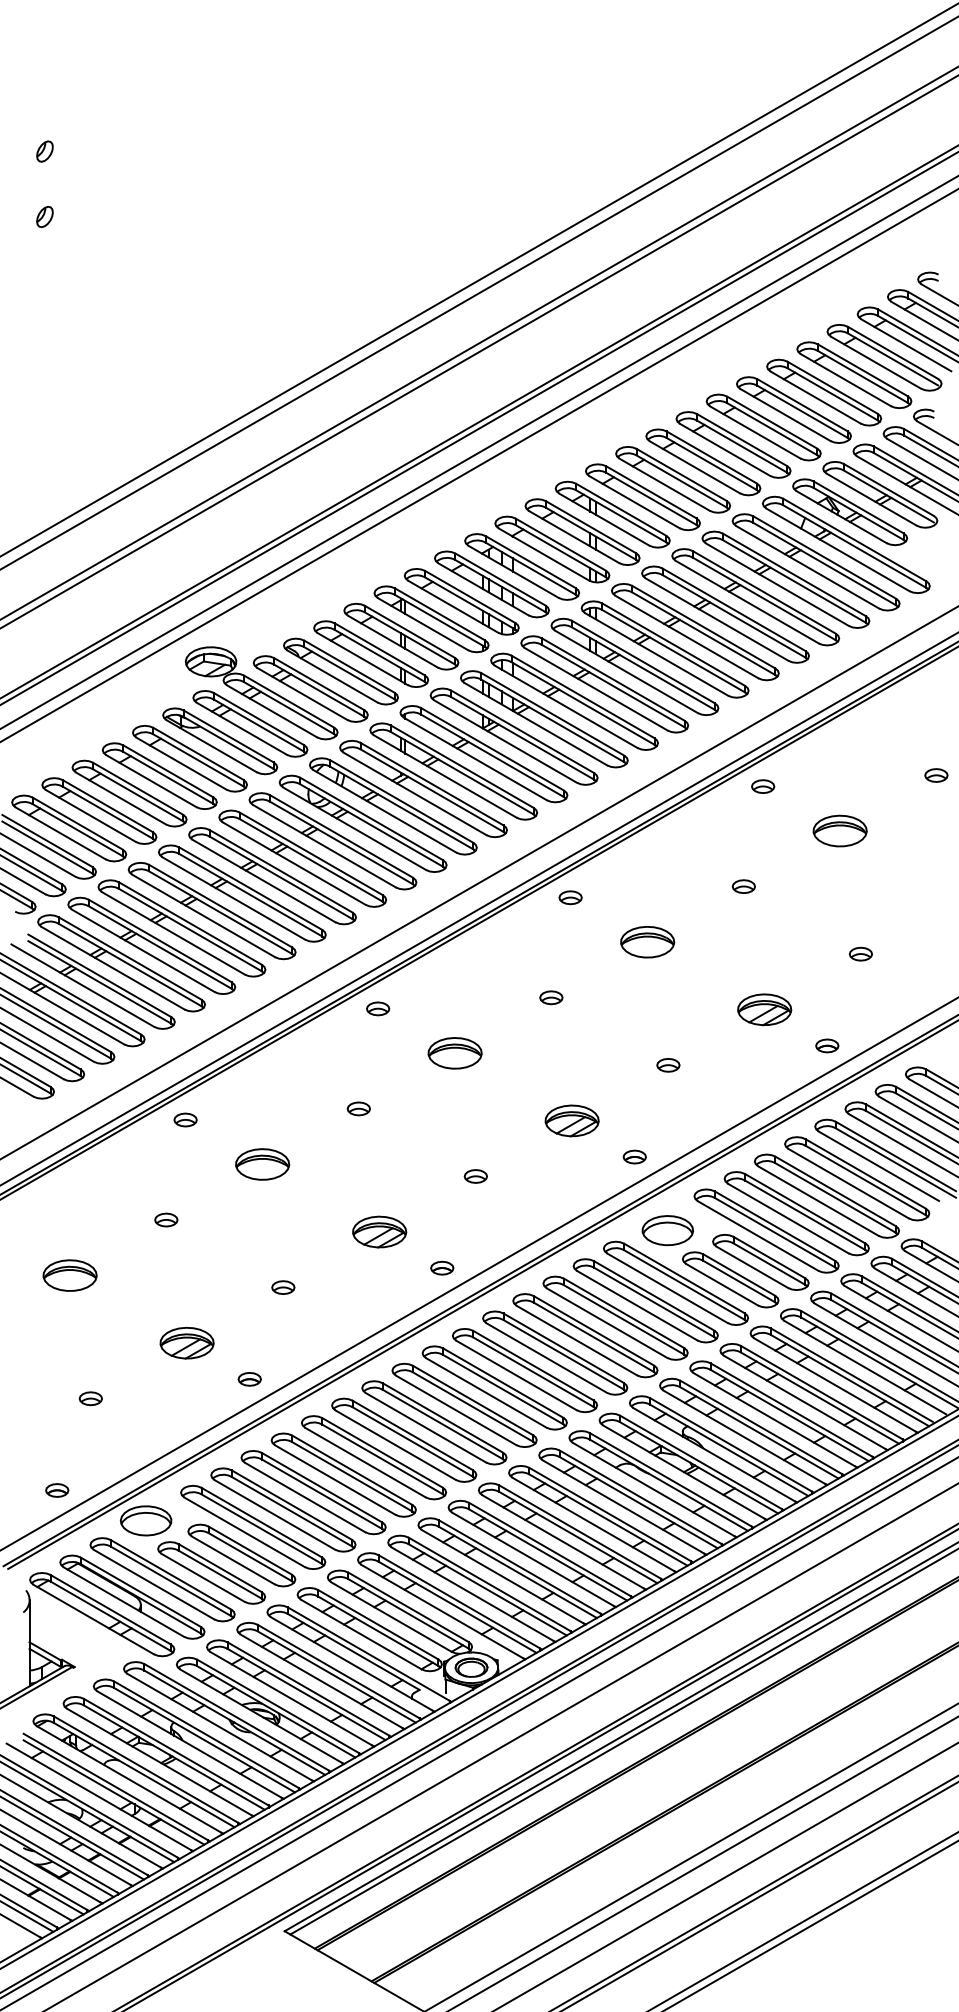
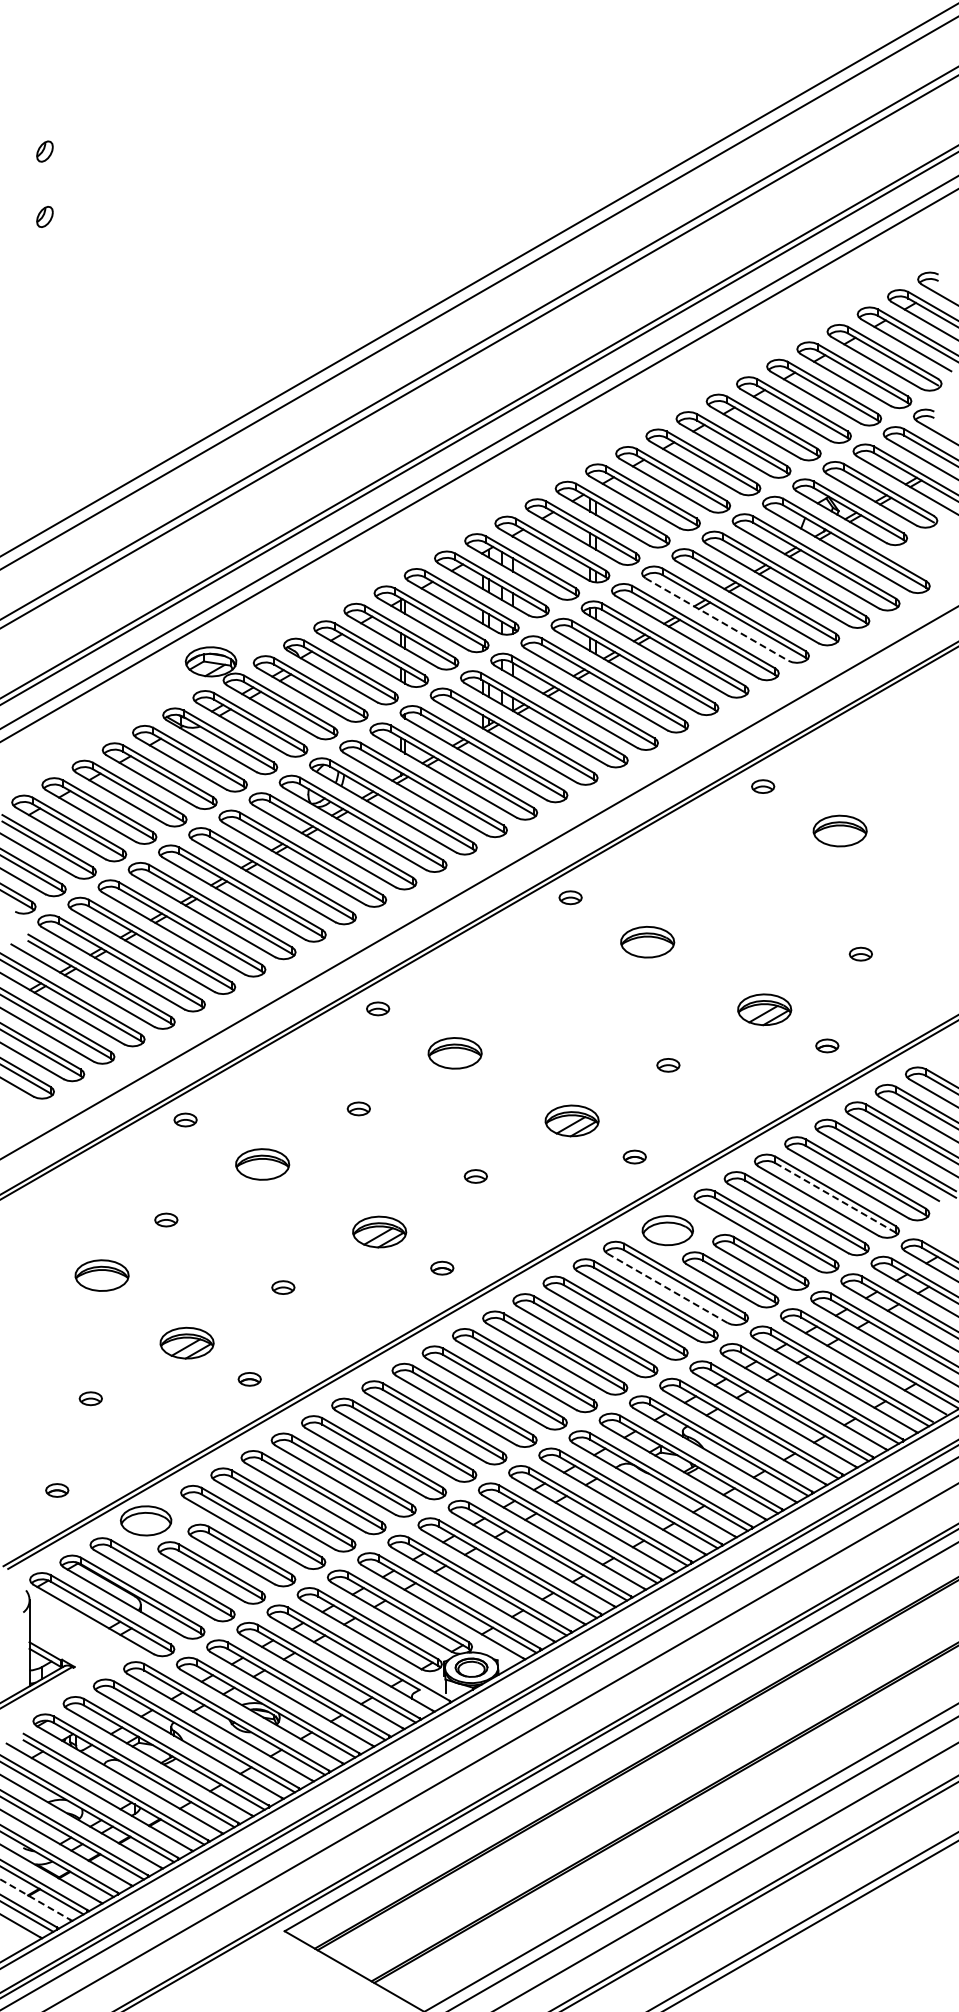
line: solid -> dashed (717, 619)
part: present -> none (936, 775)
part: present -> none (743, 886)
line: present -> none (478, 909)
part: present -> none (551, 997)
line: solid -> dashed (835, 1198)
line: present -> none (478, 1273)
part position: (69, 1275) -> (101, 1275) (101, 1275)
line: solid -> dashed (667, 1288)
line: present -> none (622, 1742)
line: solid -> dashed (35, 1899)
